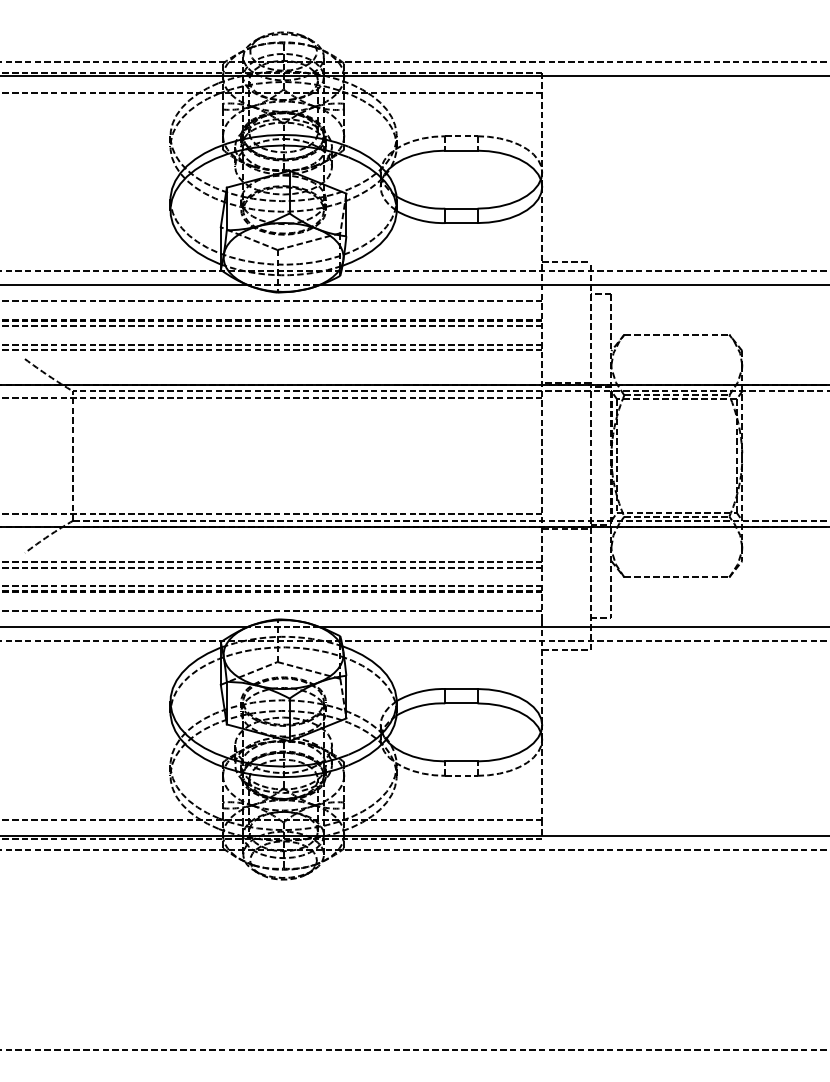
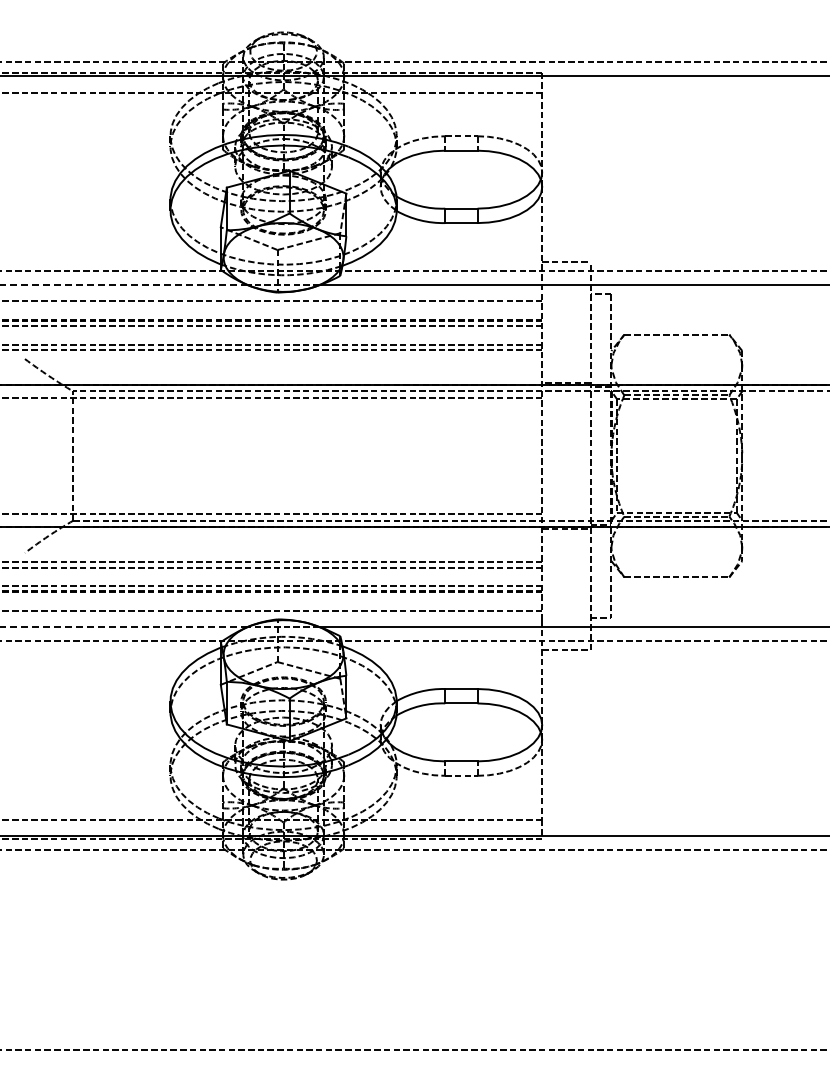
line: solid -> dashed (124, 285)
line: solid -> dashed (124, 626)
